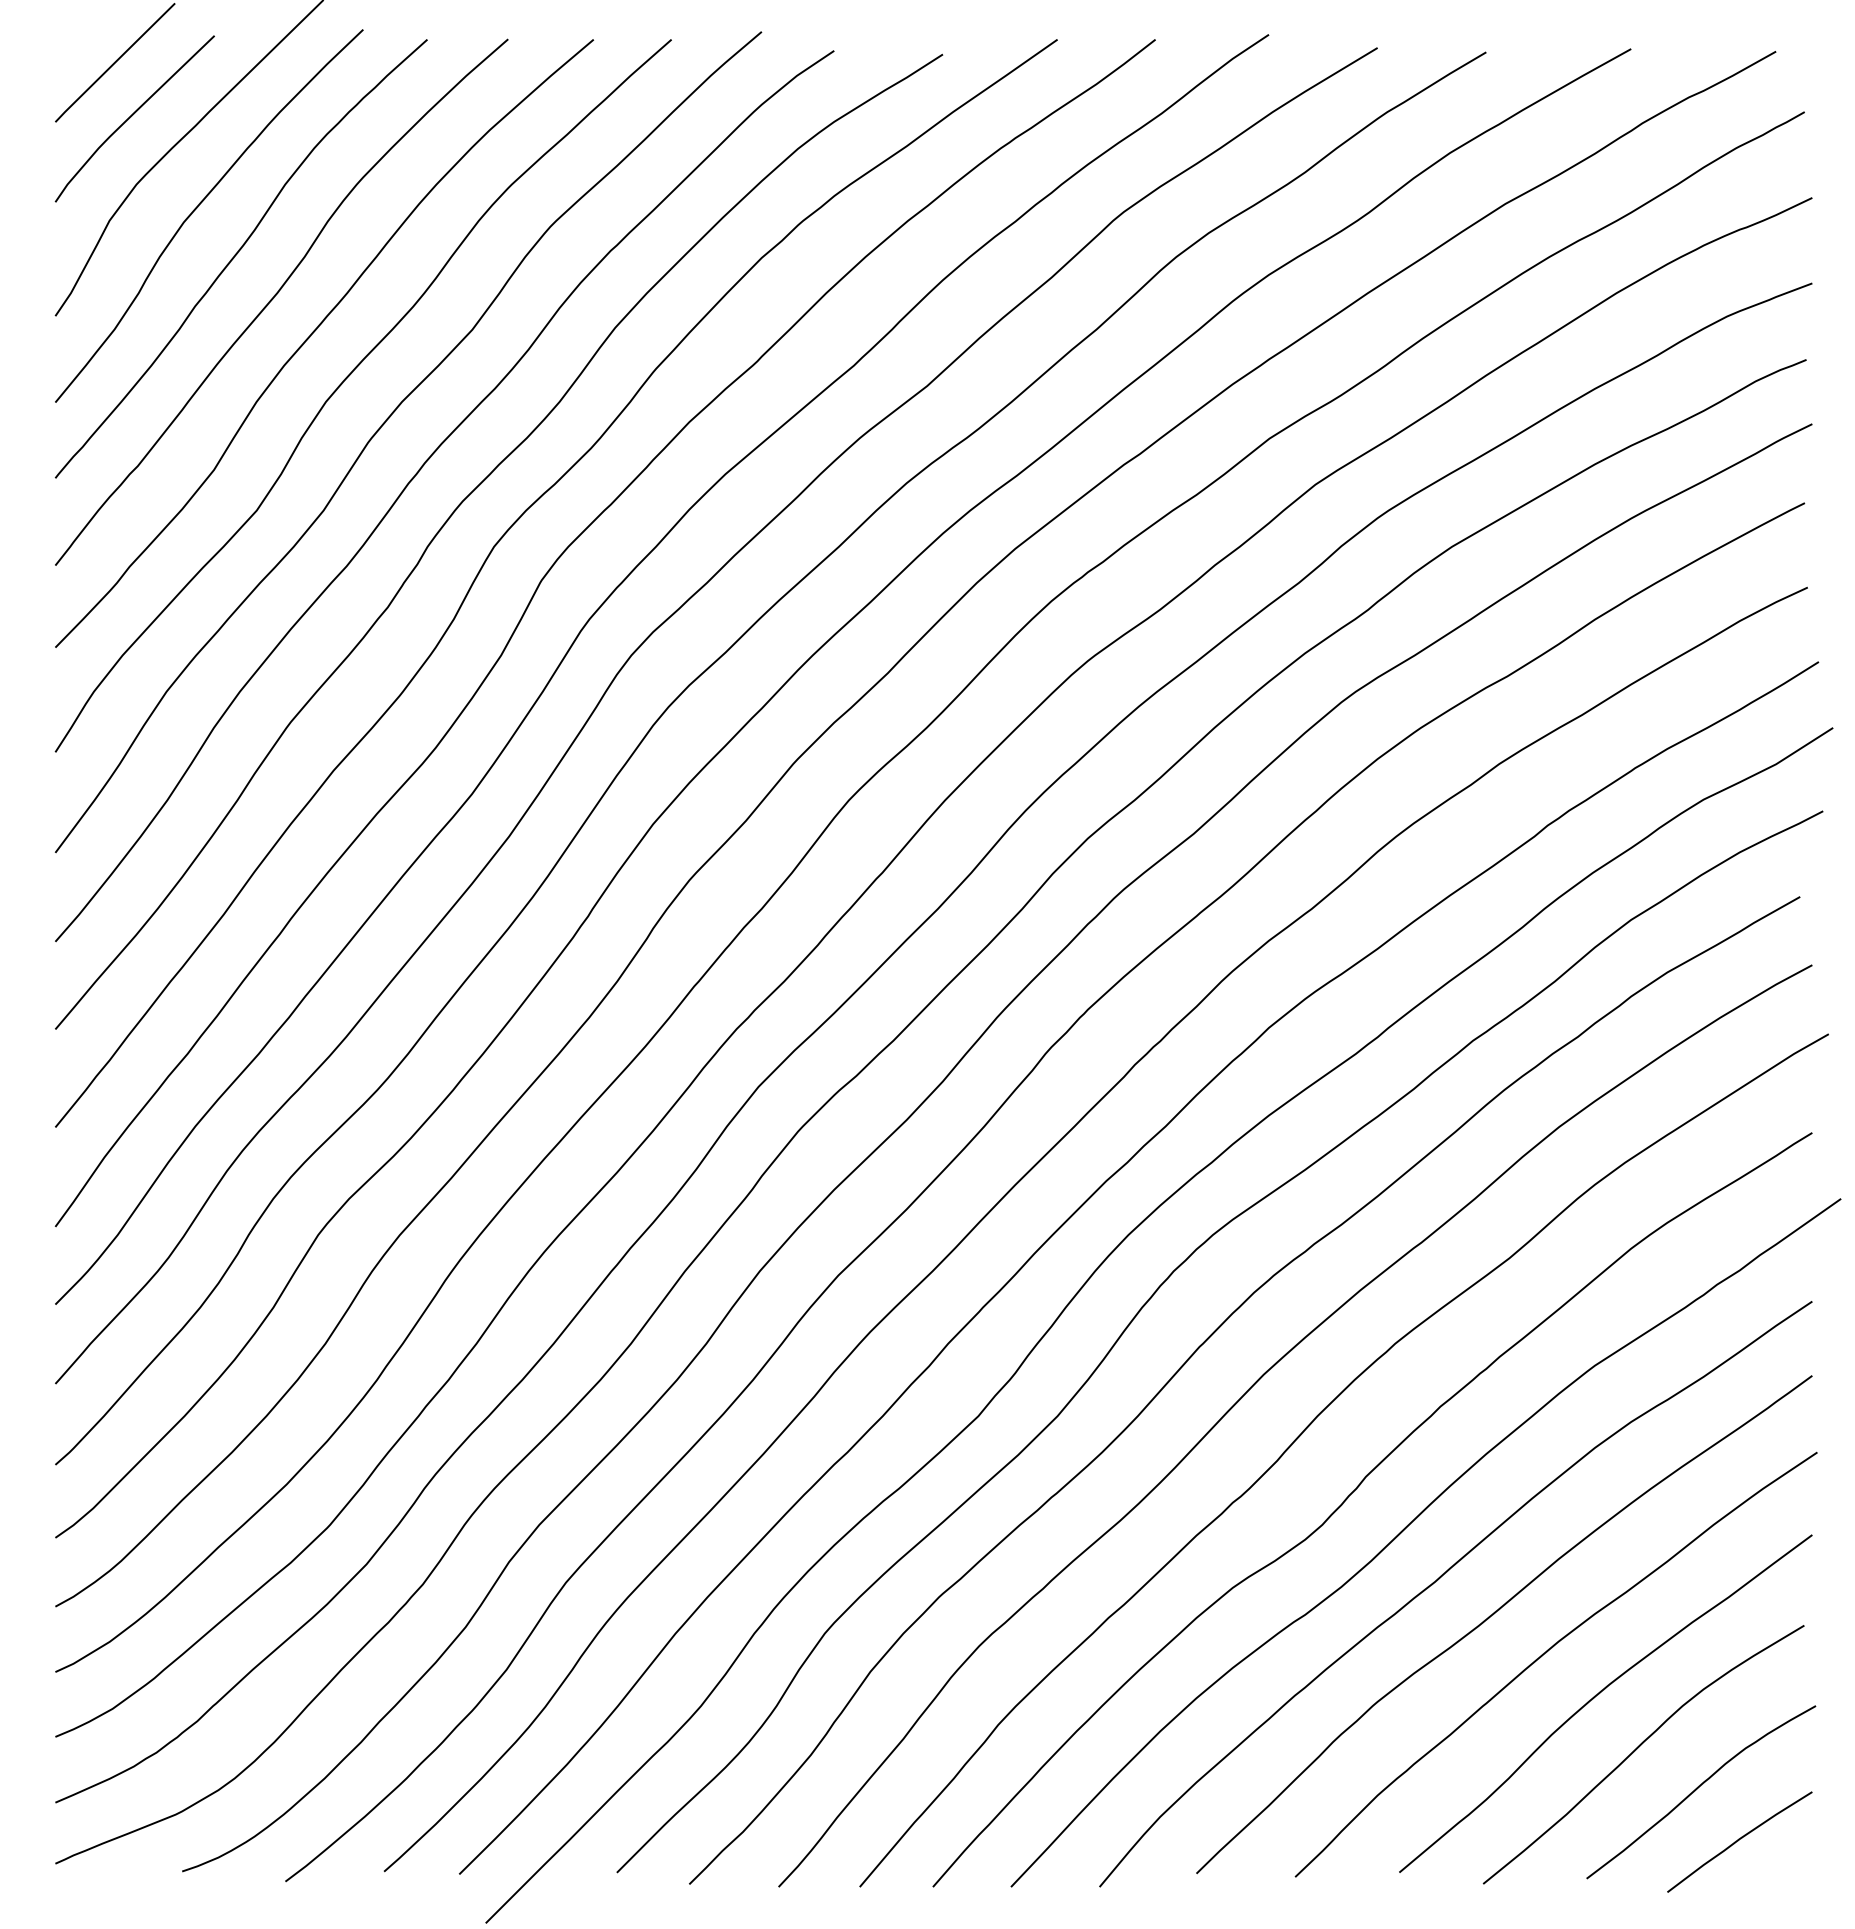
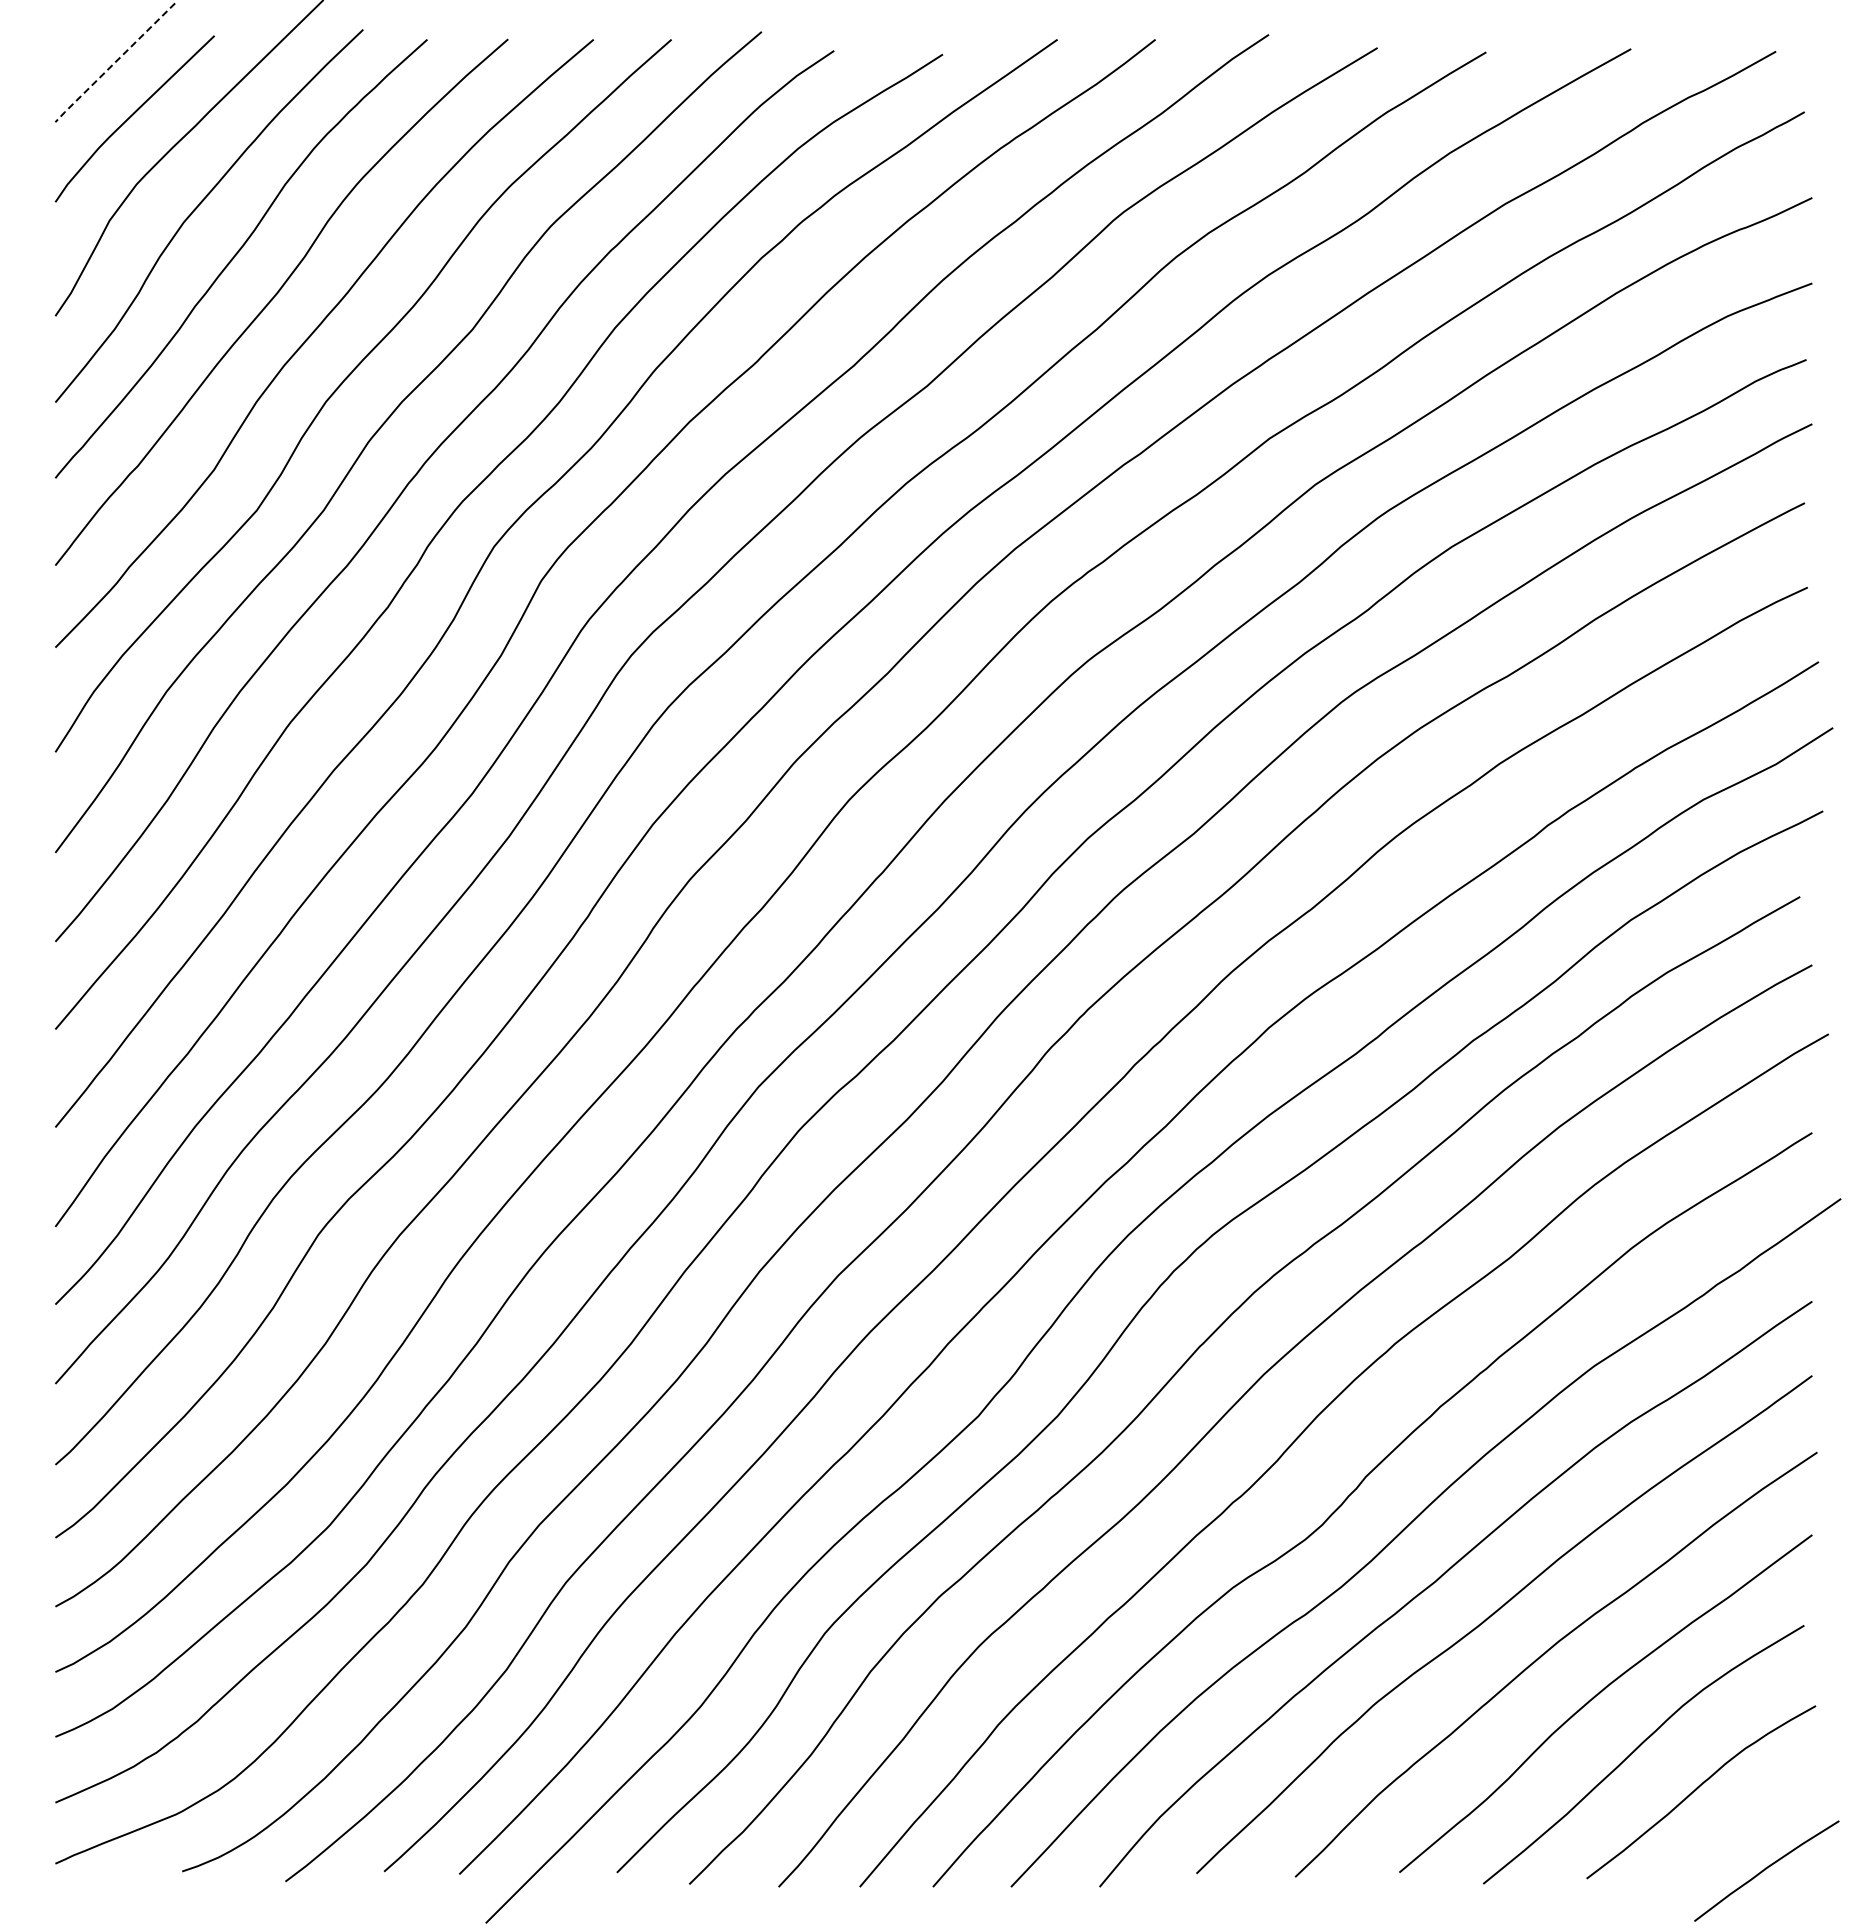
line: solid -> dashed (114, 62)
curve position: (1739, 1840) -> (1766, 1869) (1766, 1869)
